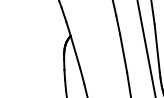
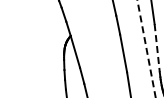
line: solid -> dashed (146, 48)
line: solid -> dashed (157, 48)
